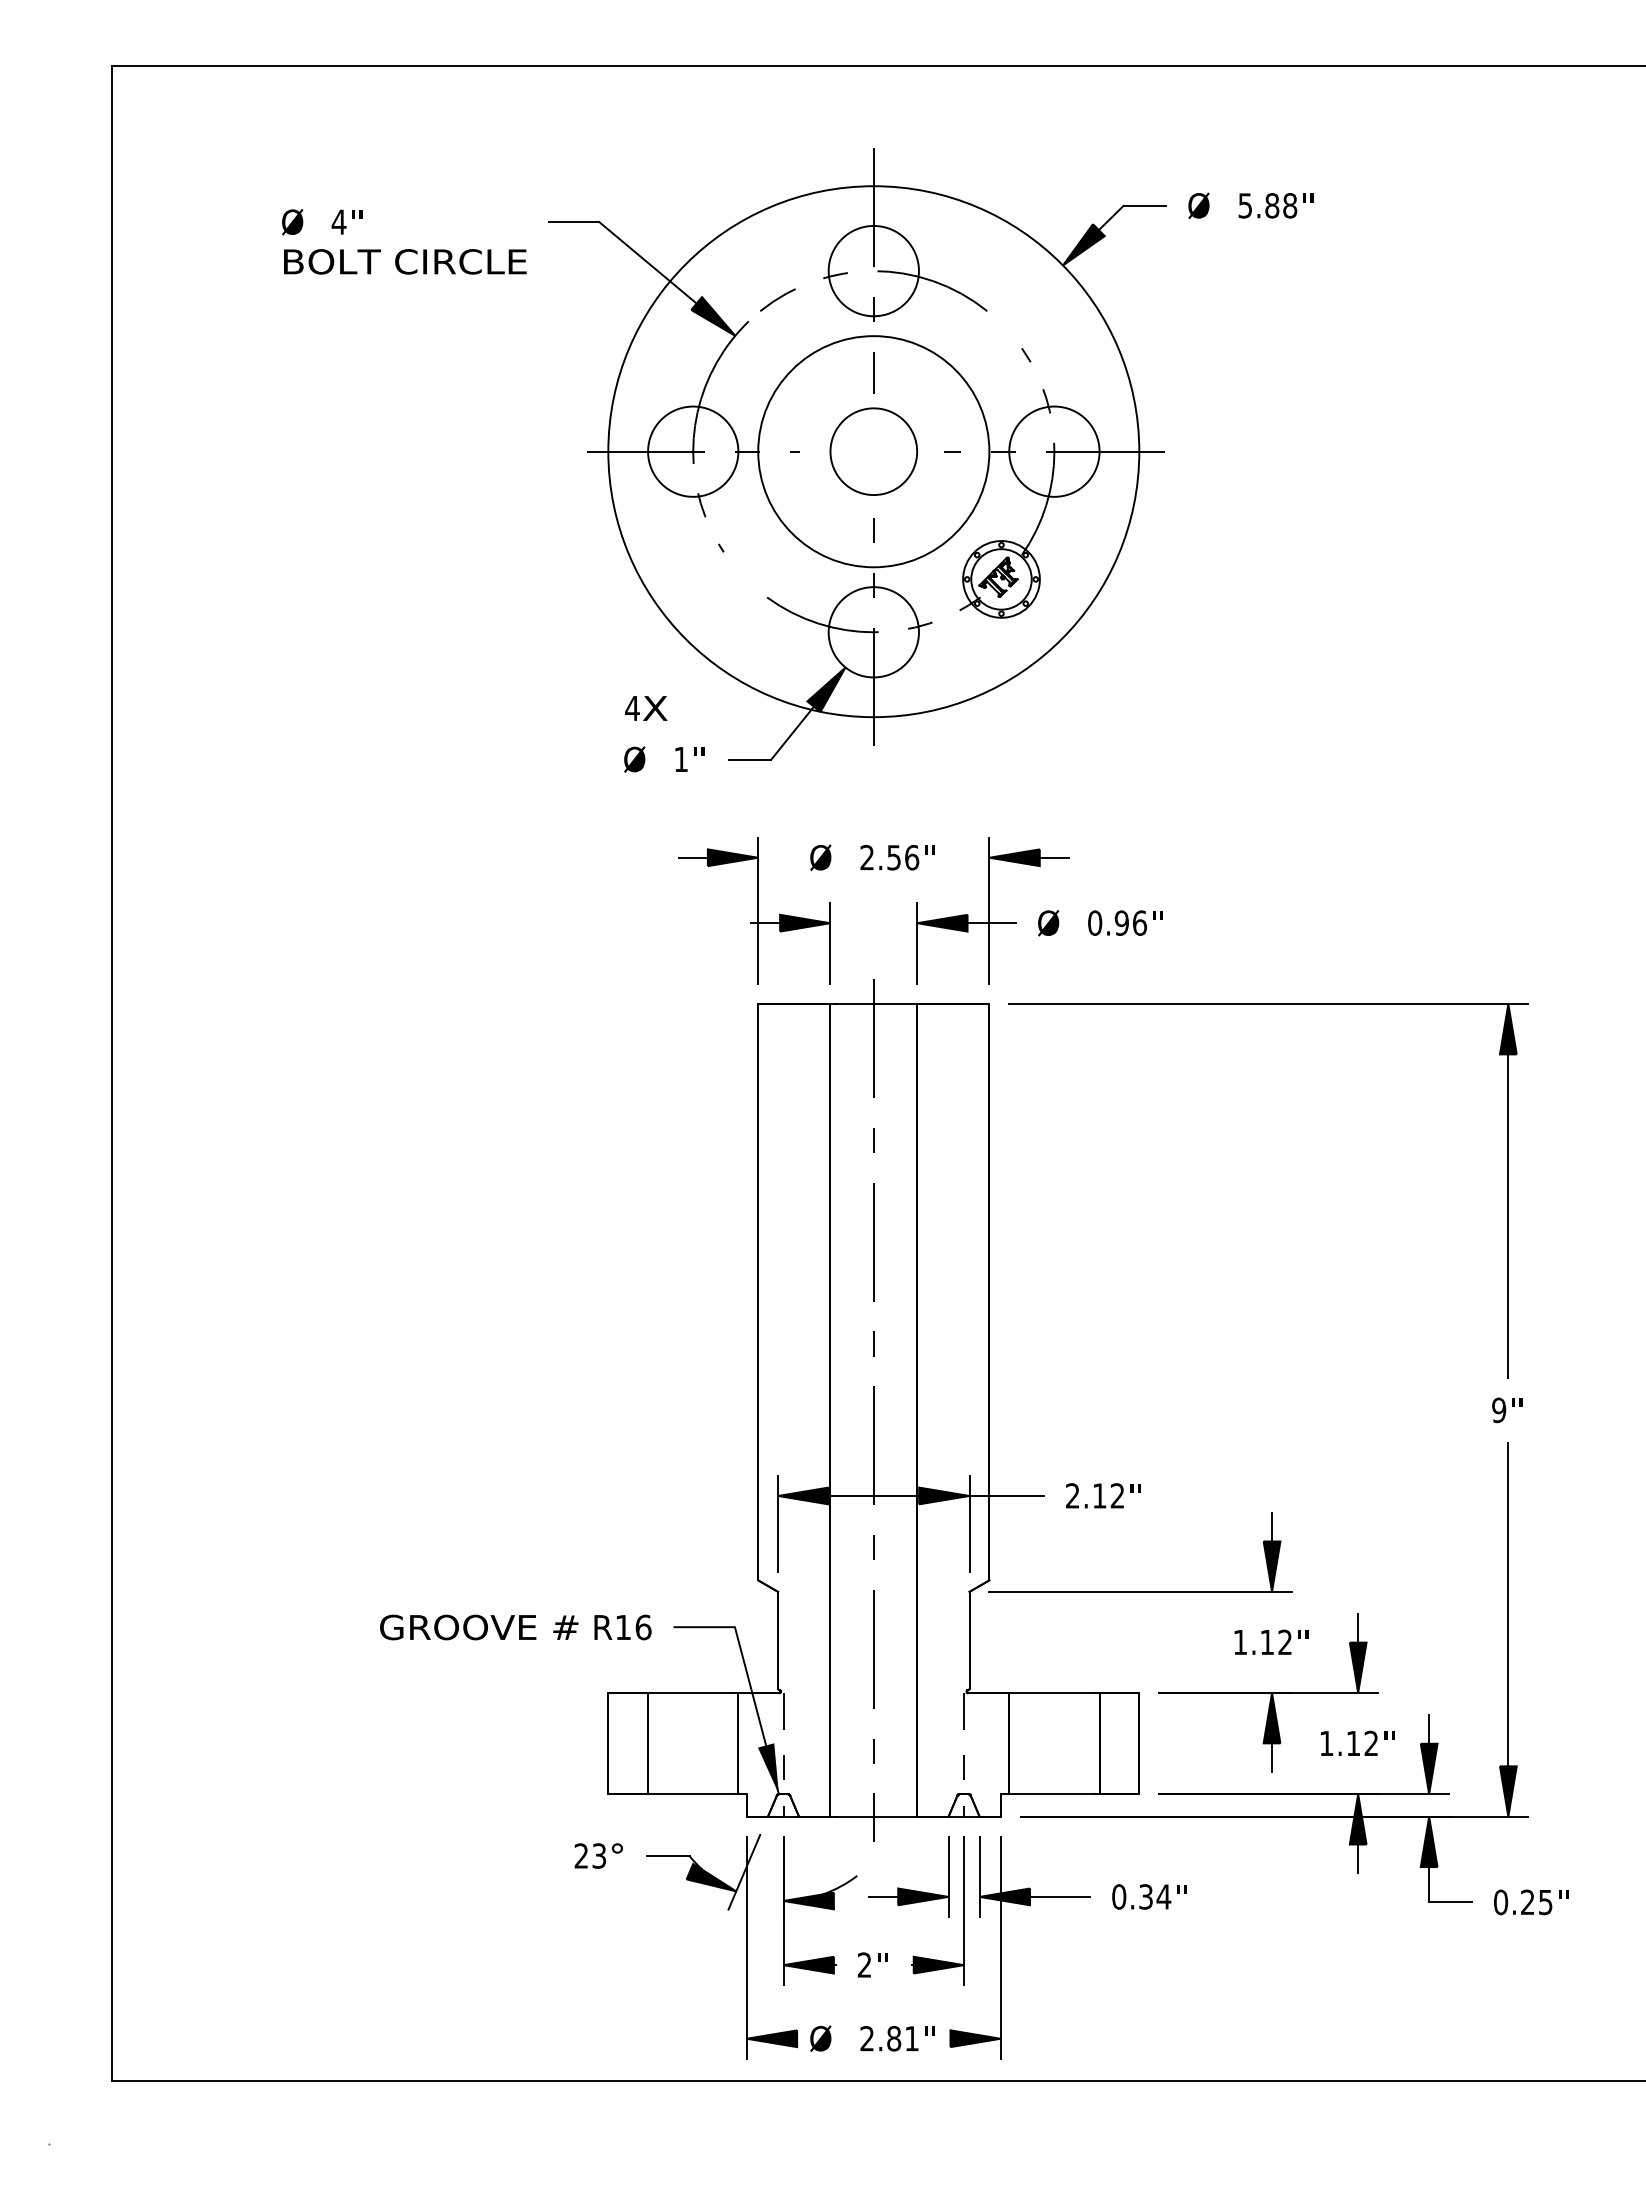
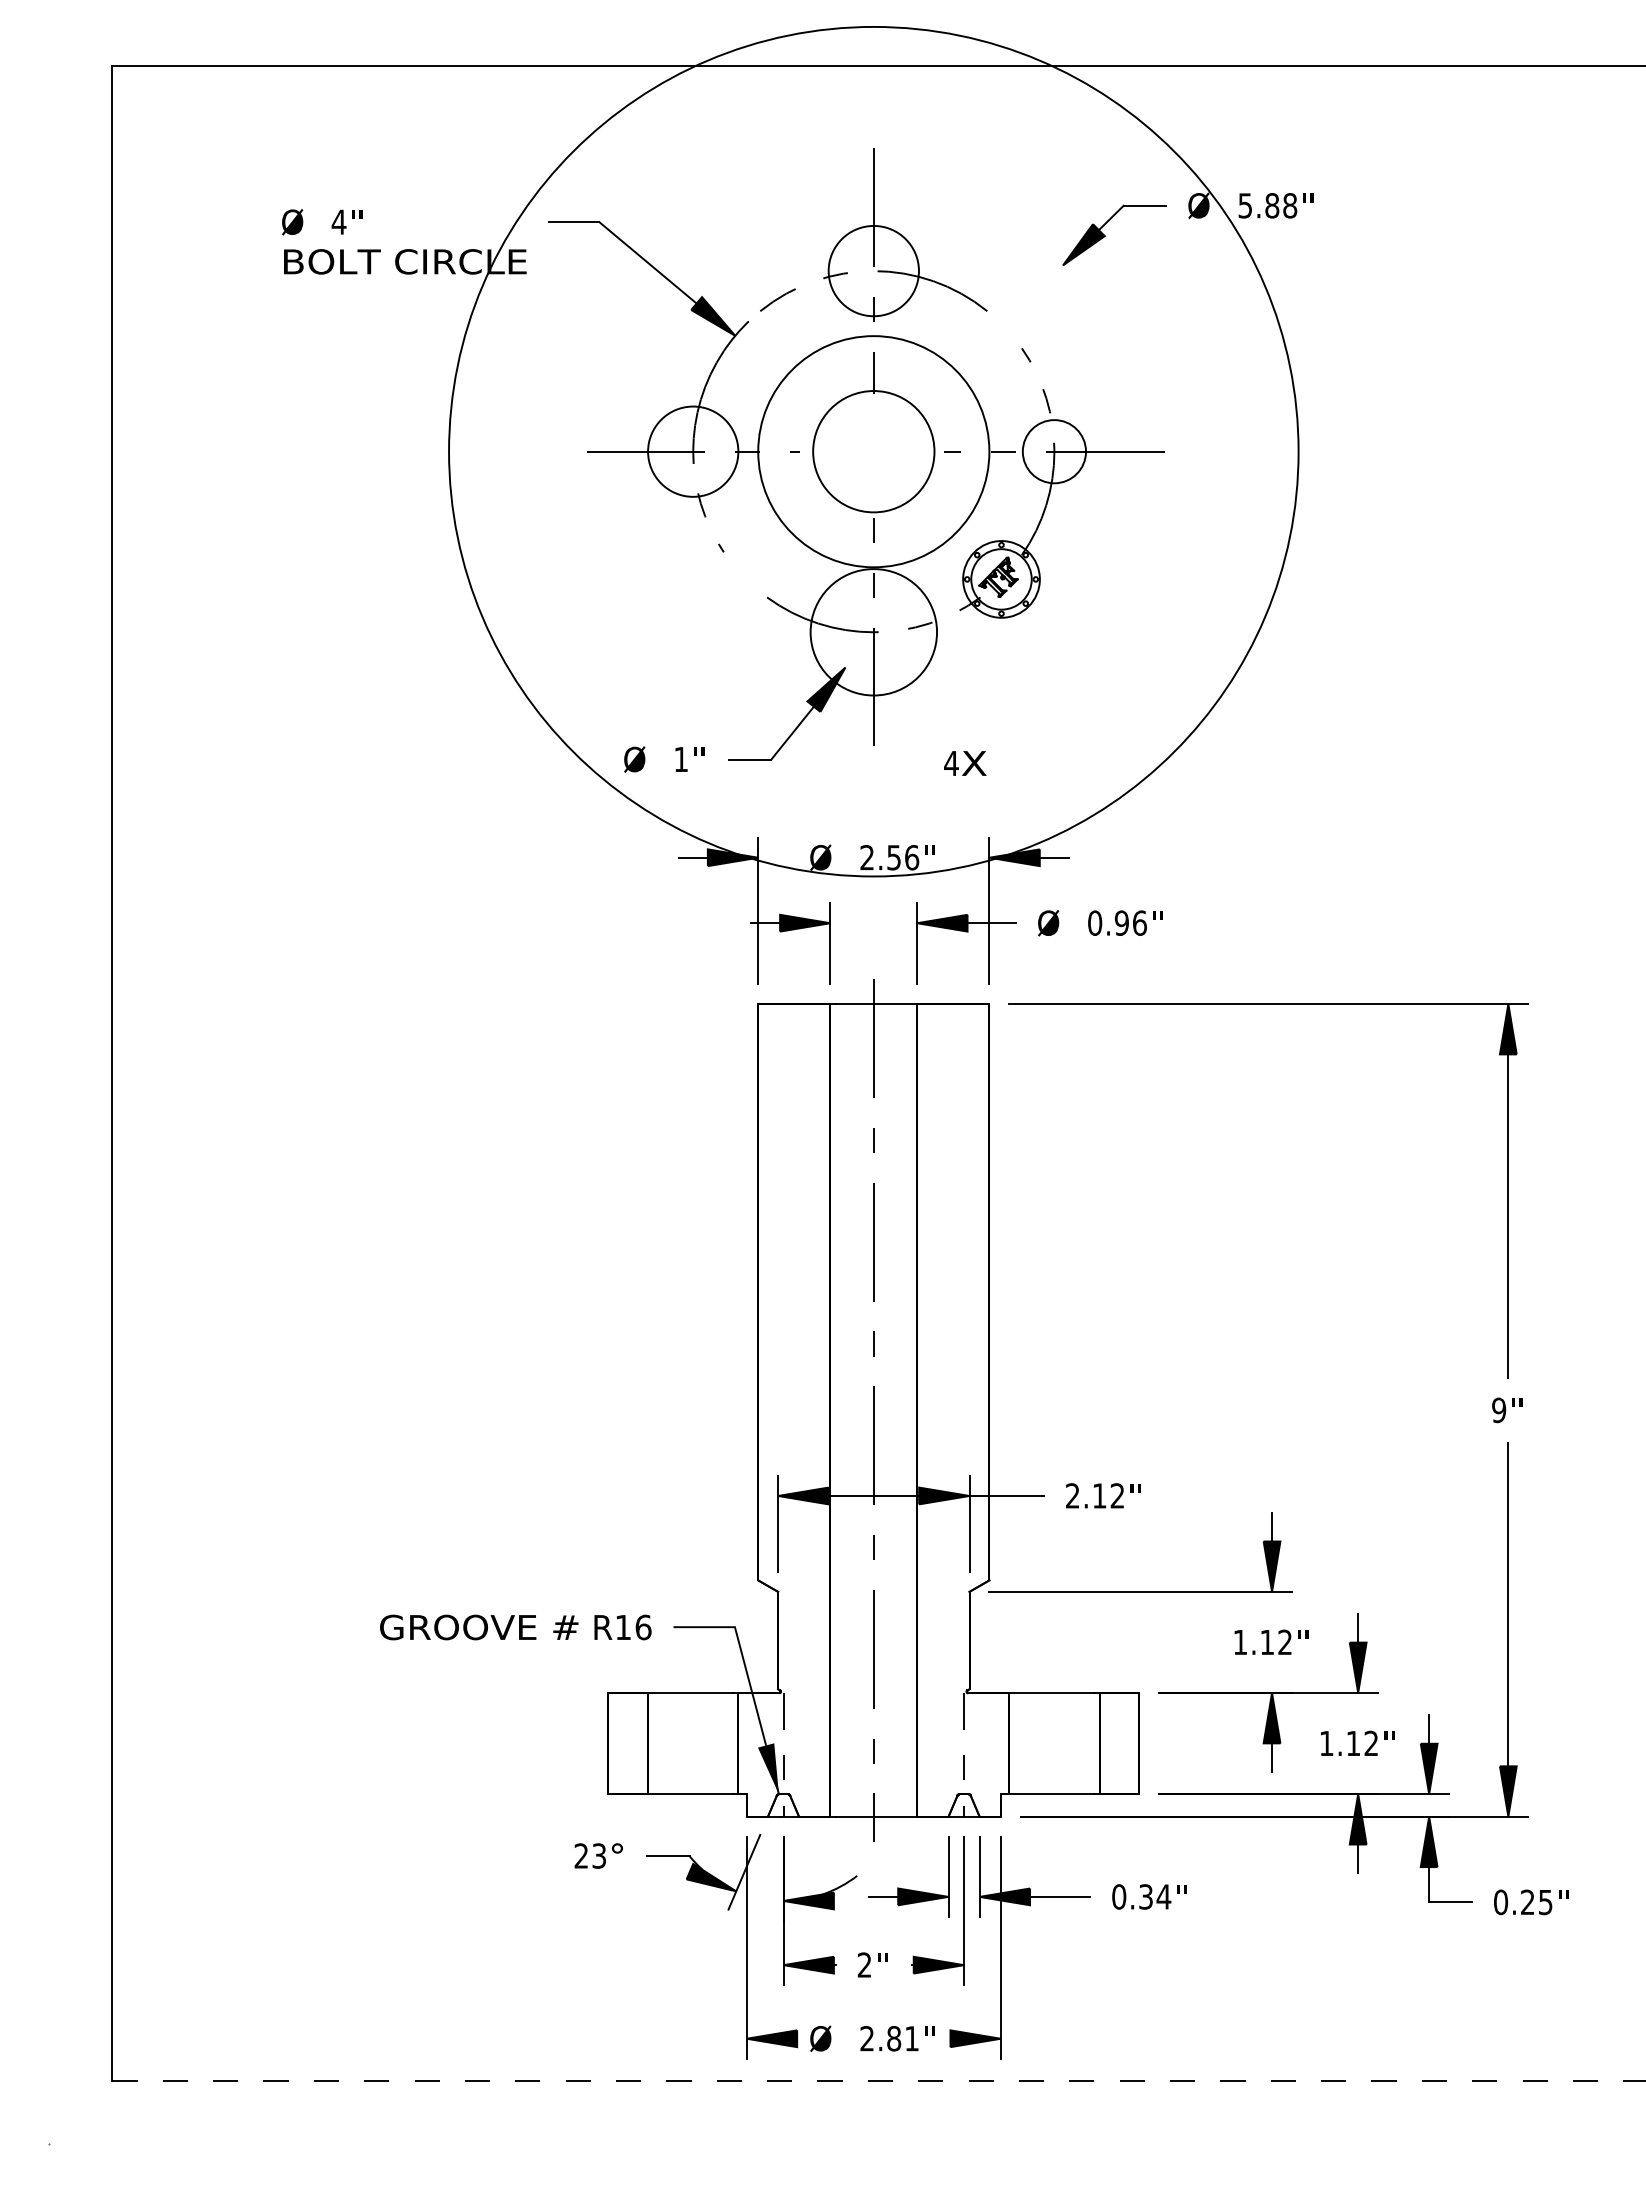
circle diameter: 531 px -> 850 px (873, 451)
circle diameter: 87 px -> 121 px (873, 451)
circle diameter: 90 px -> 63 px (1054, 451)
circle diameter: 90 px -> 126 px (873, 632)
text position: (646, 708) -> (965, 763) (965, 763)
line: solid -> dashed (879, 2080)
